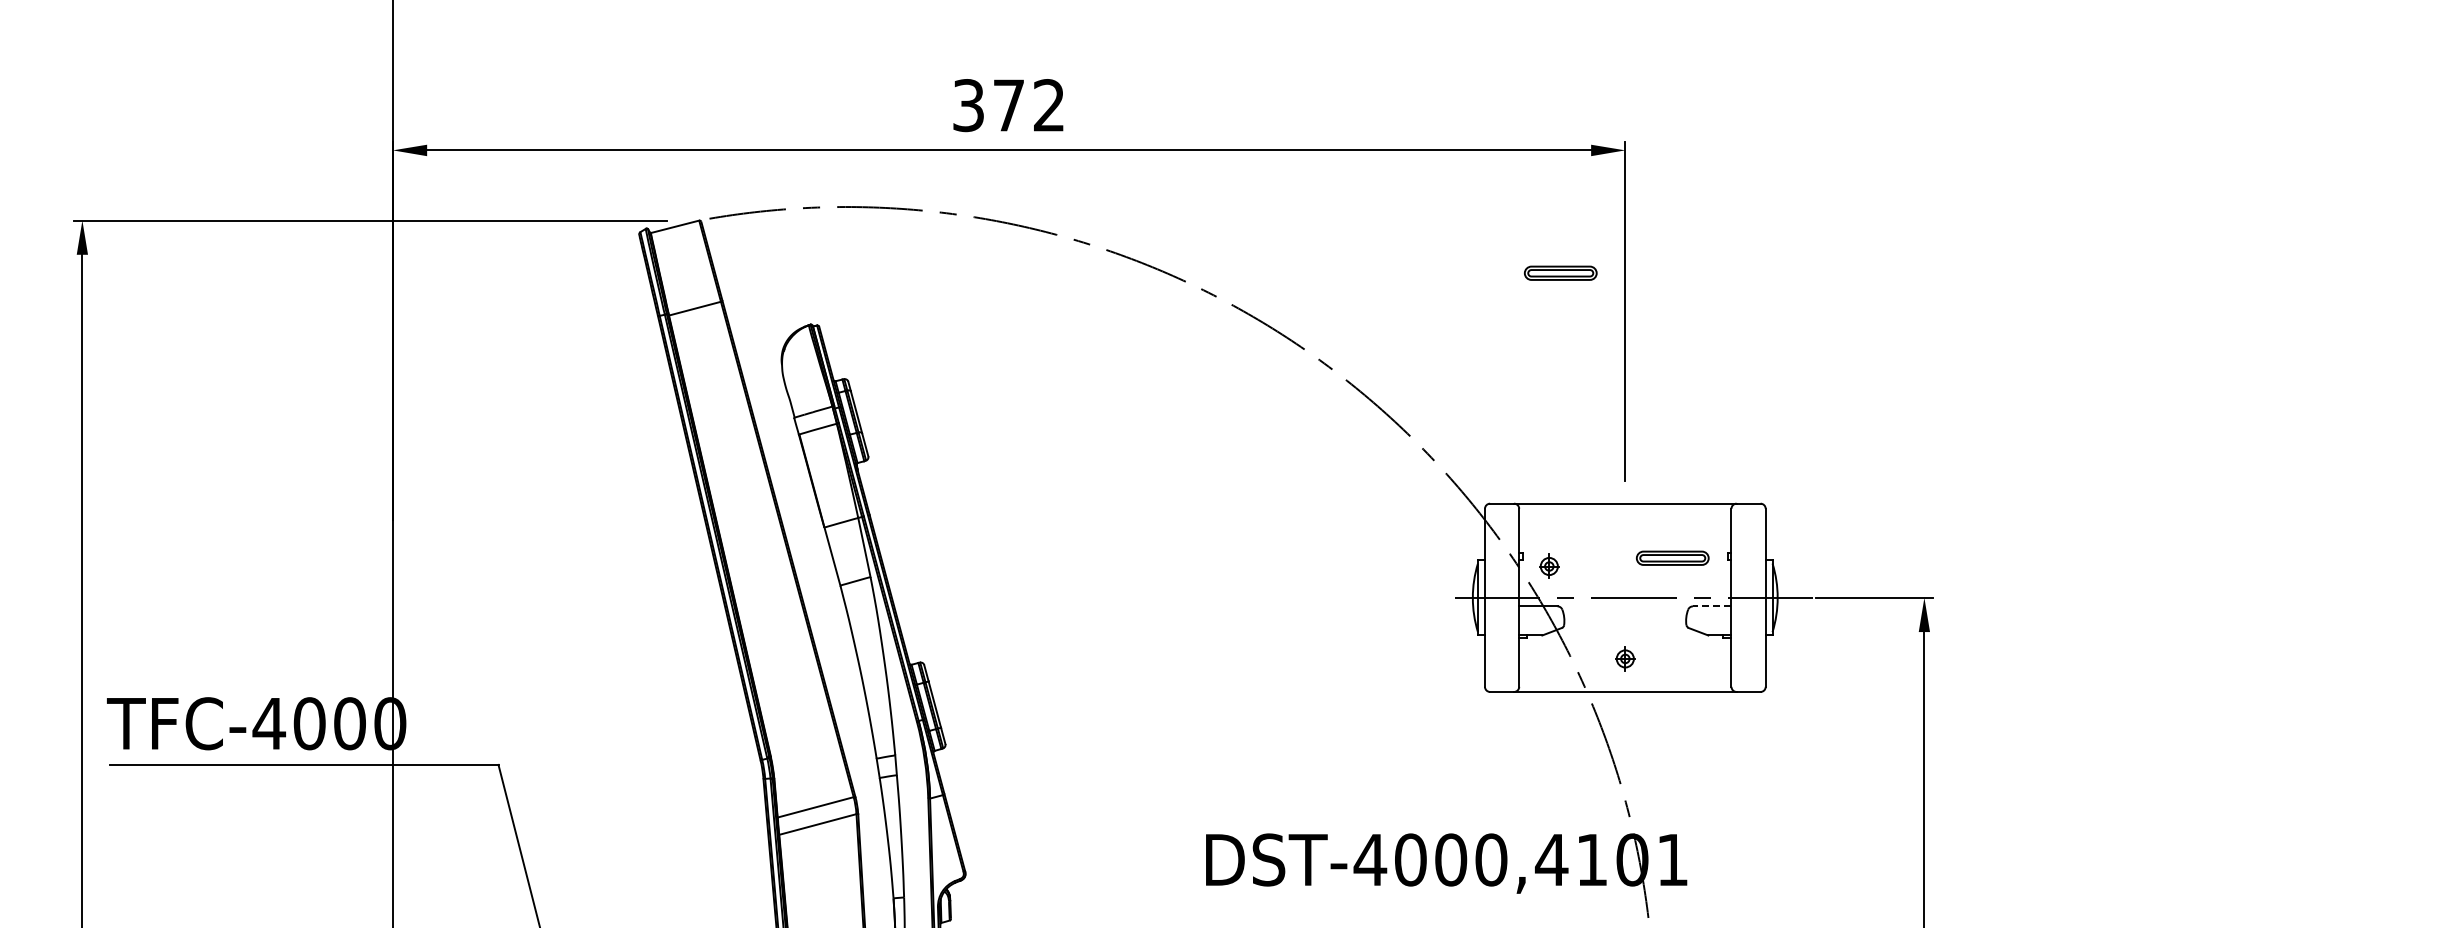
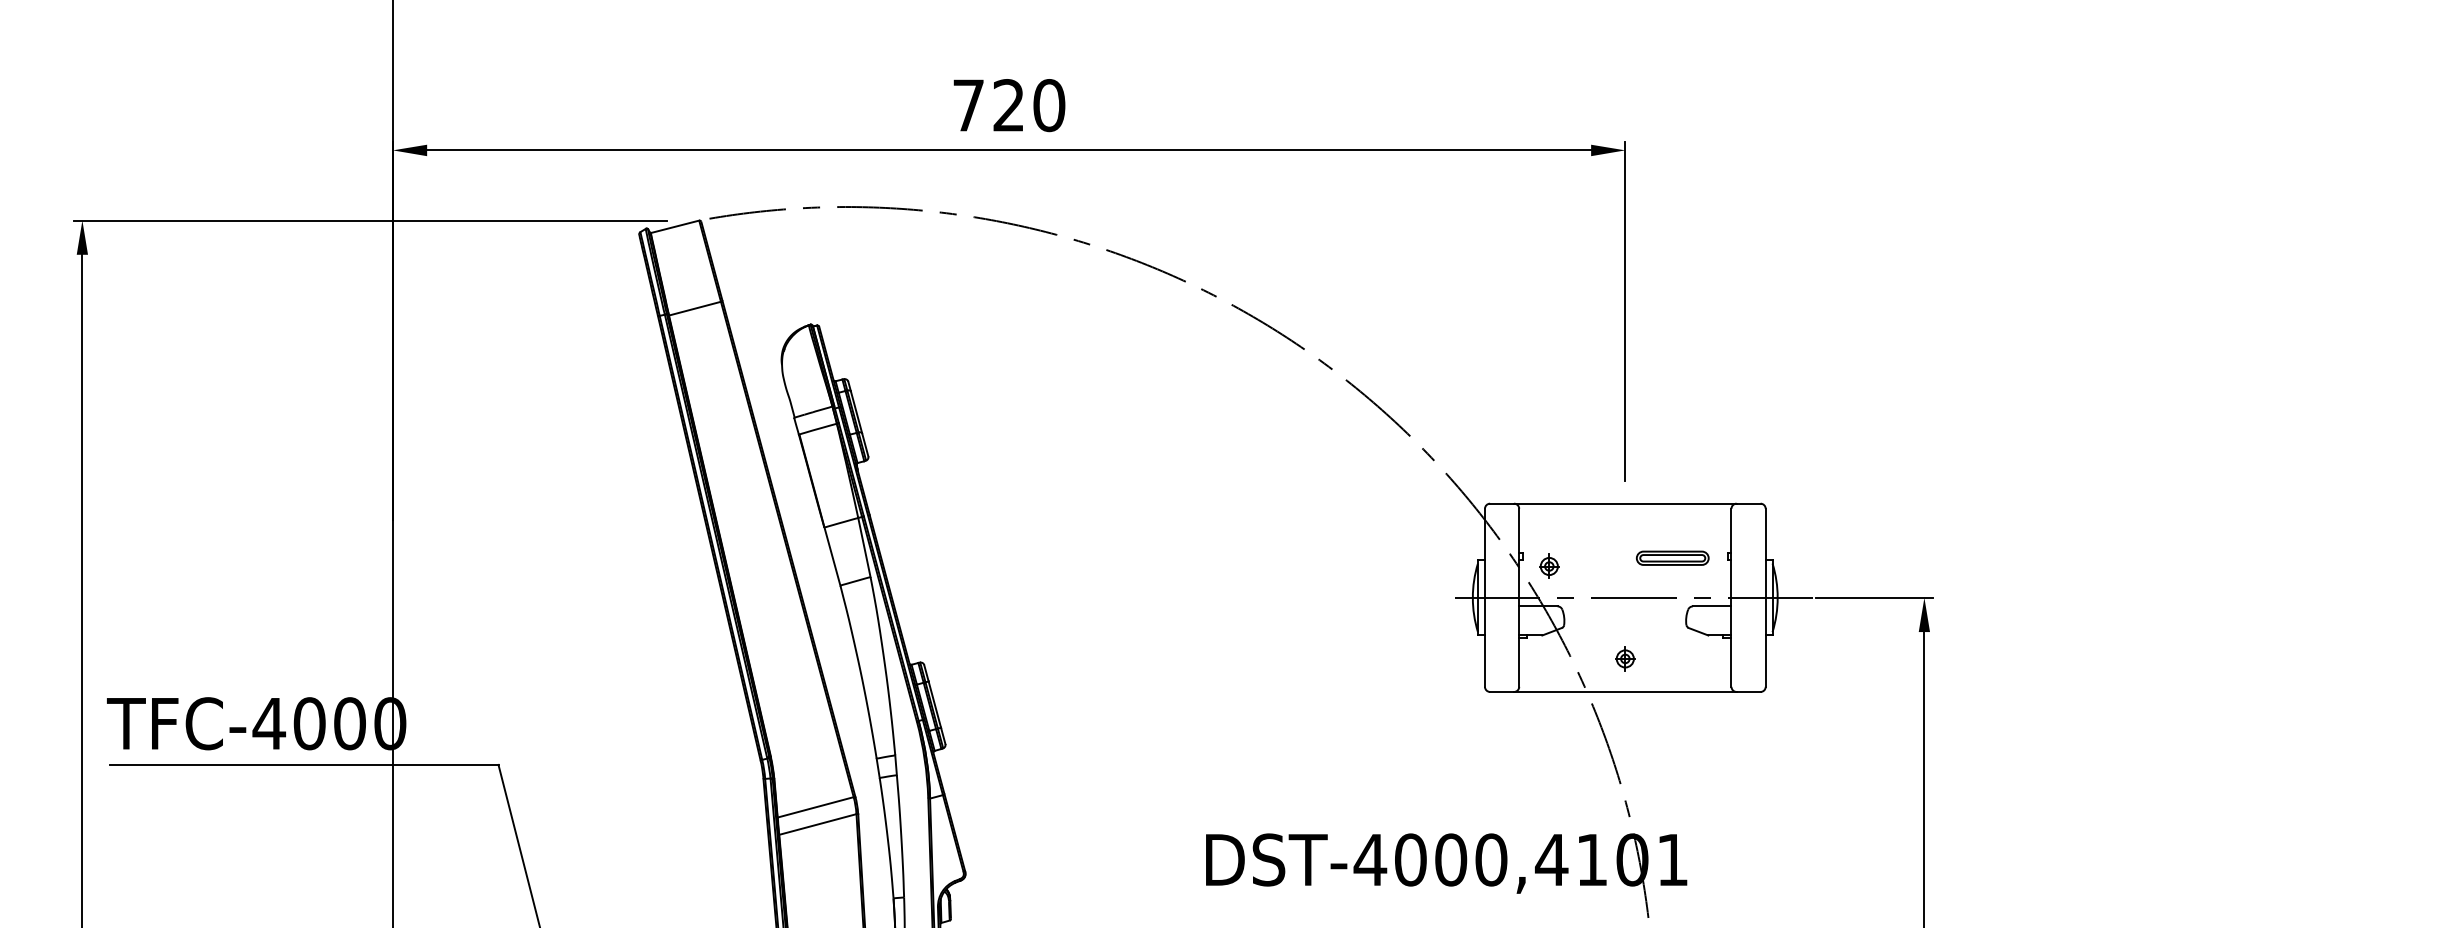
text: 372 -> 720 (1009, 105)
part: present -> none (1560, 272)
line: dashed -> solid (1711, 606)
